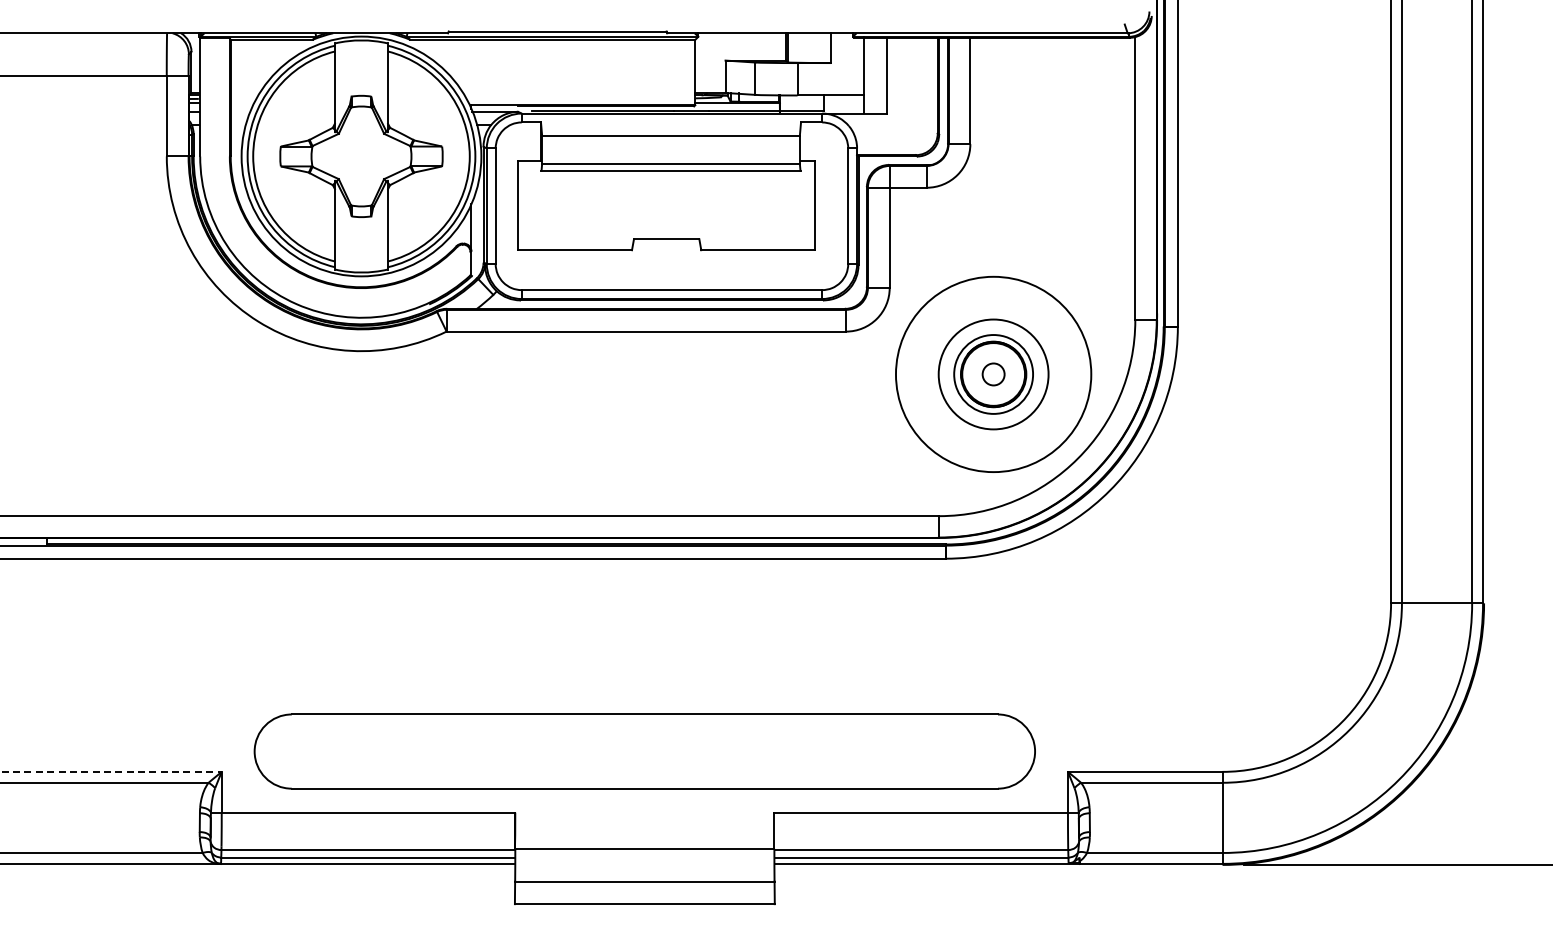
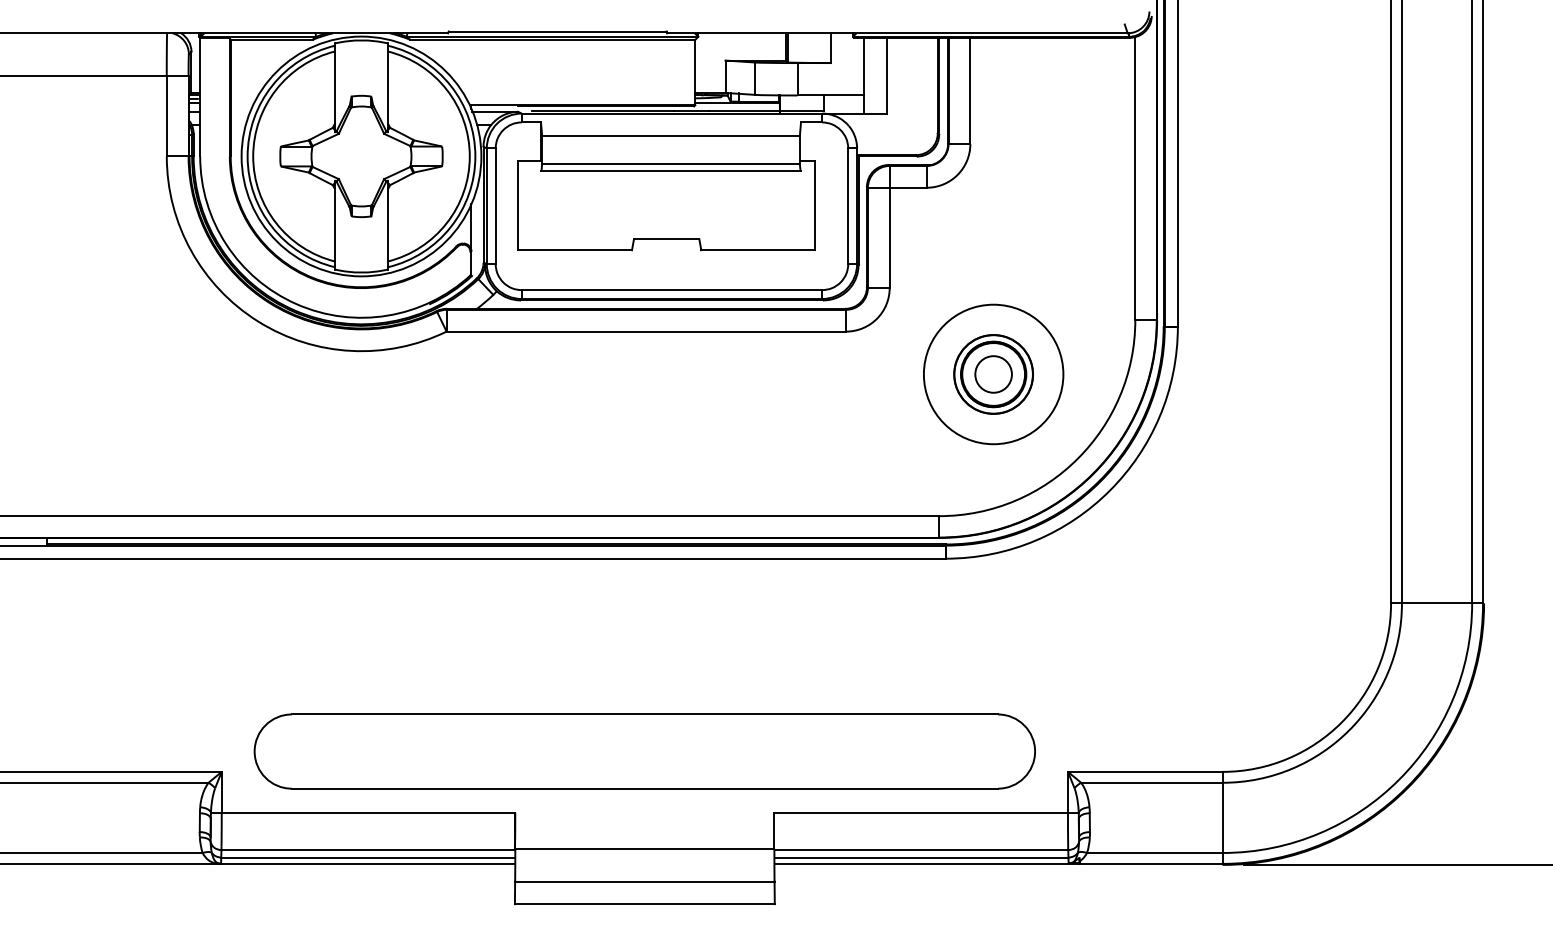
circle diameter: 110 px -> 78 px (993, 374)
circle diameter: 195 px -> 140 px (993, 374)
circle diameter: 22 px -> 37 px (993, 374)
line: dashed -> solid (111, 771)
